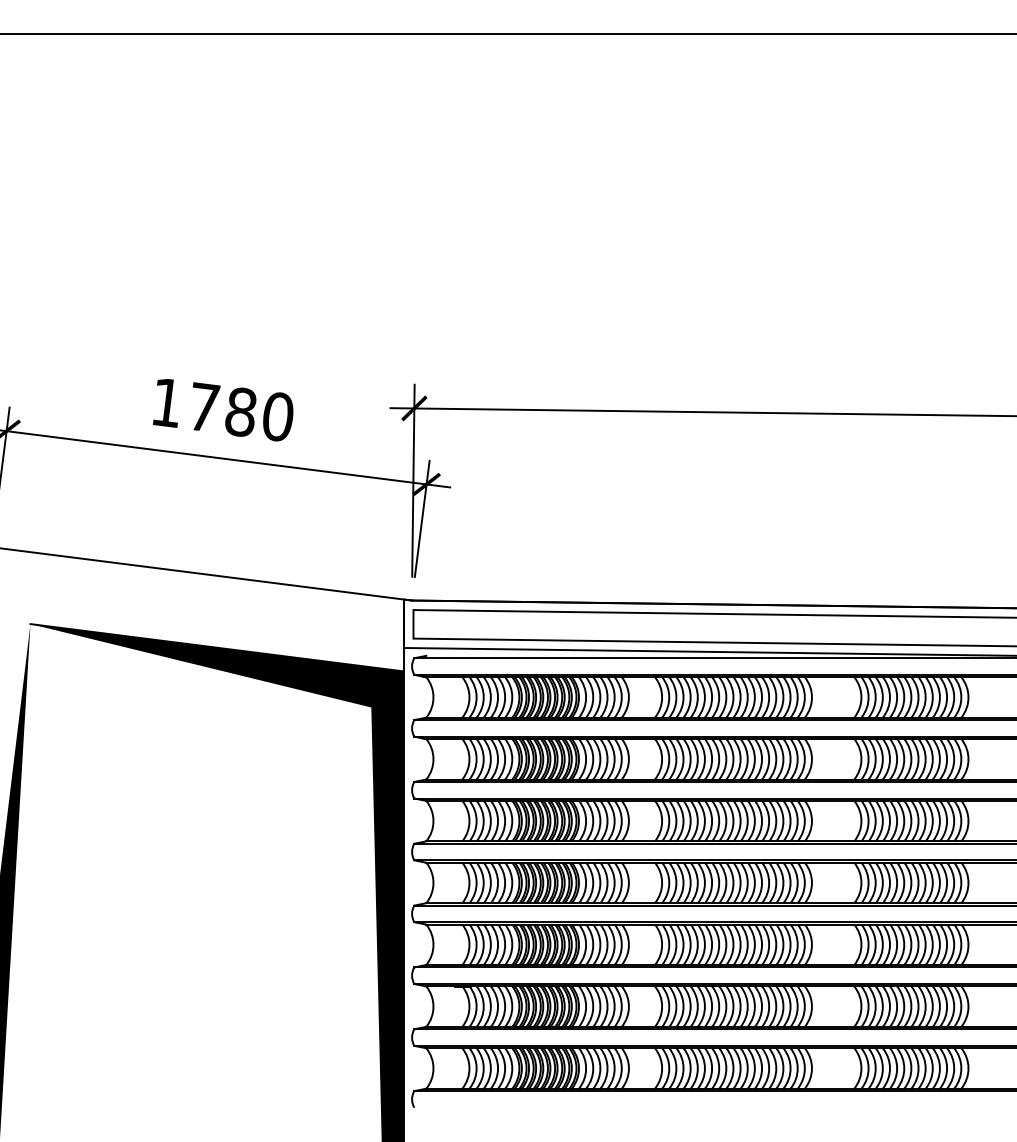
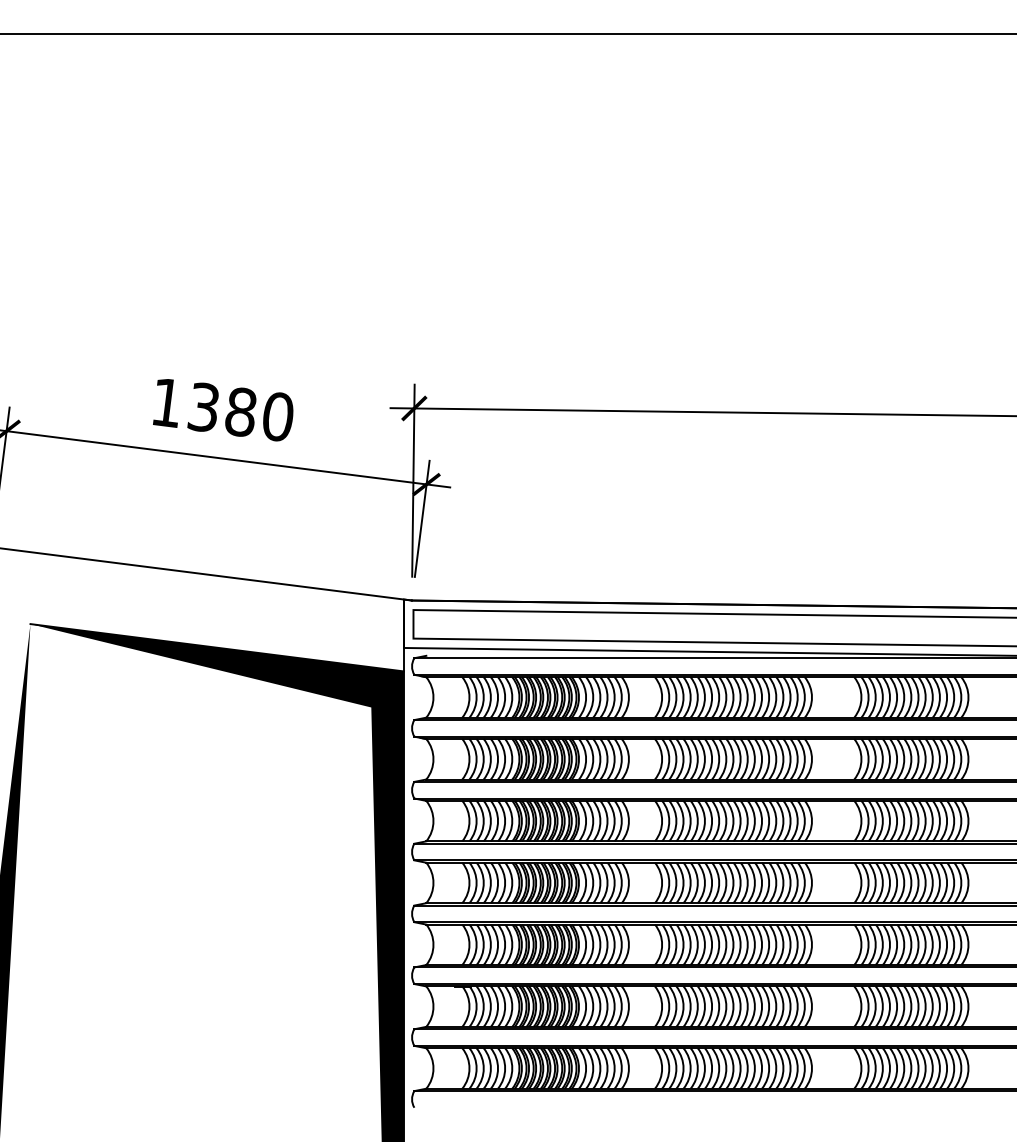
text: 1780 -> 1380 (203, 406)
